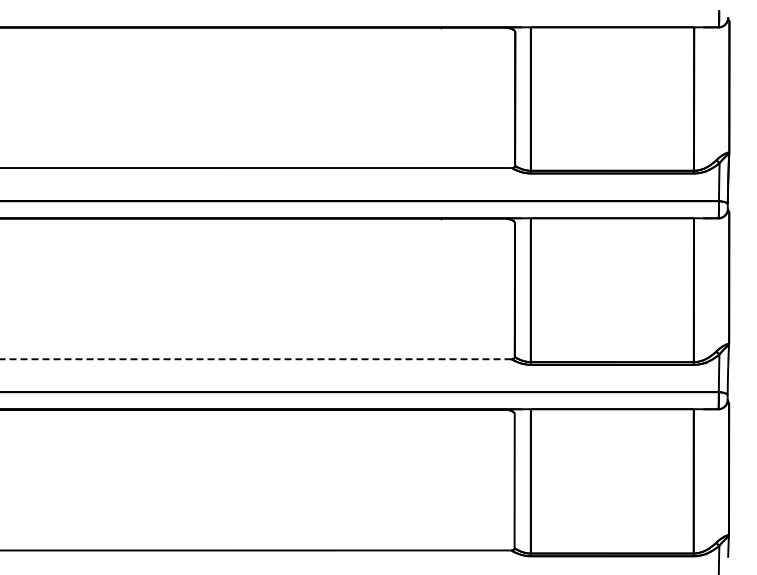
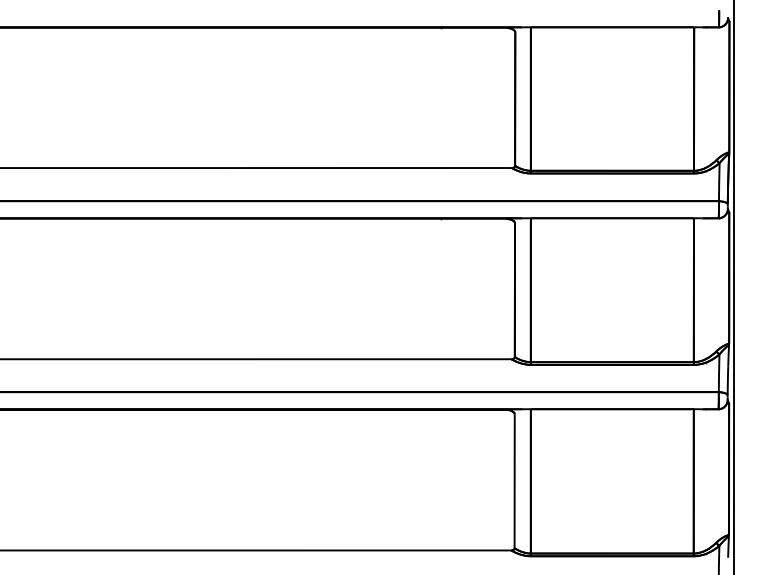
line: none -> present (734, 286)
line: dashed -> solid (255, 359)
